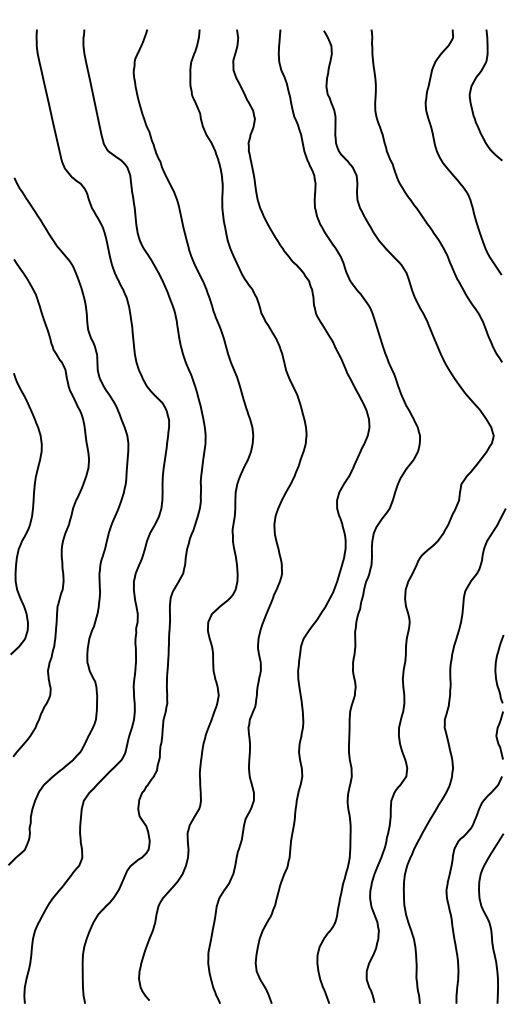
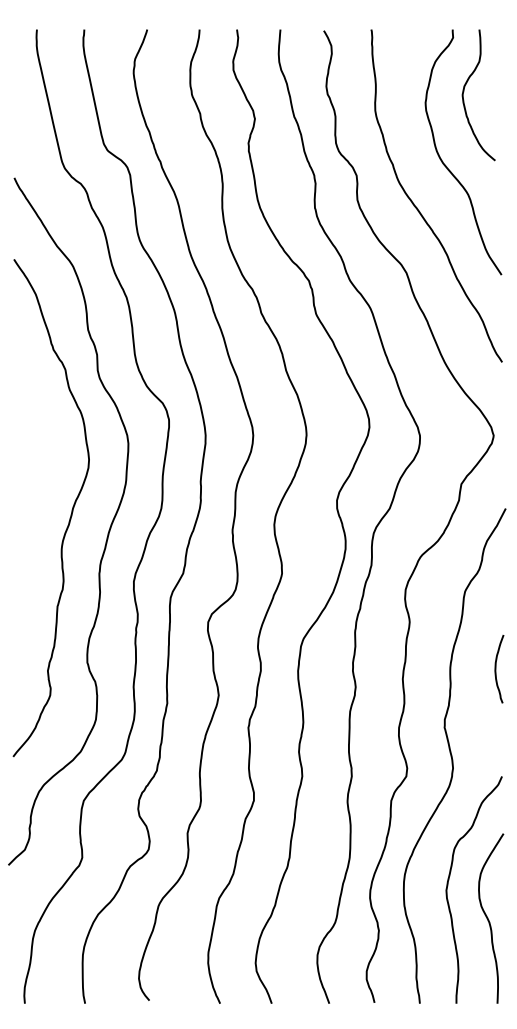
curve position: (471, 91) -> (464, 91) (464, 91)
curve: present -> none (31, 514)
curve: present -> none (497, 735)
